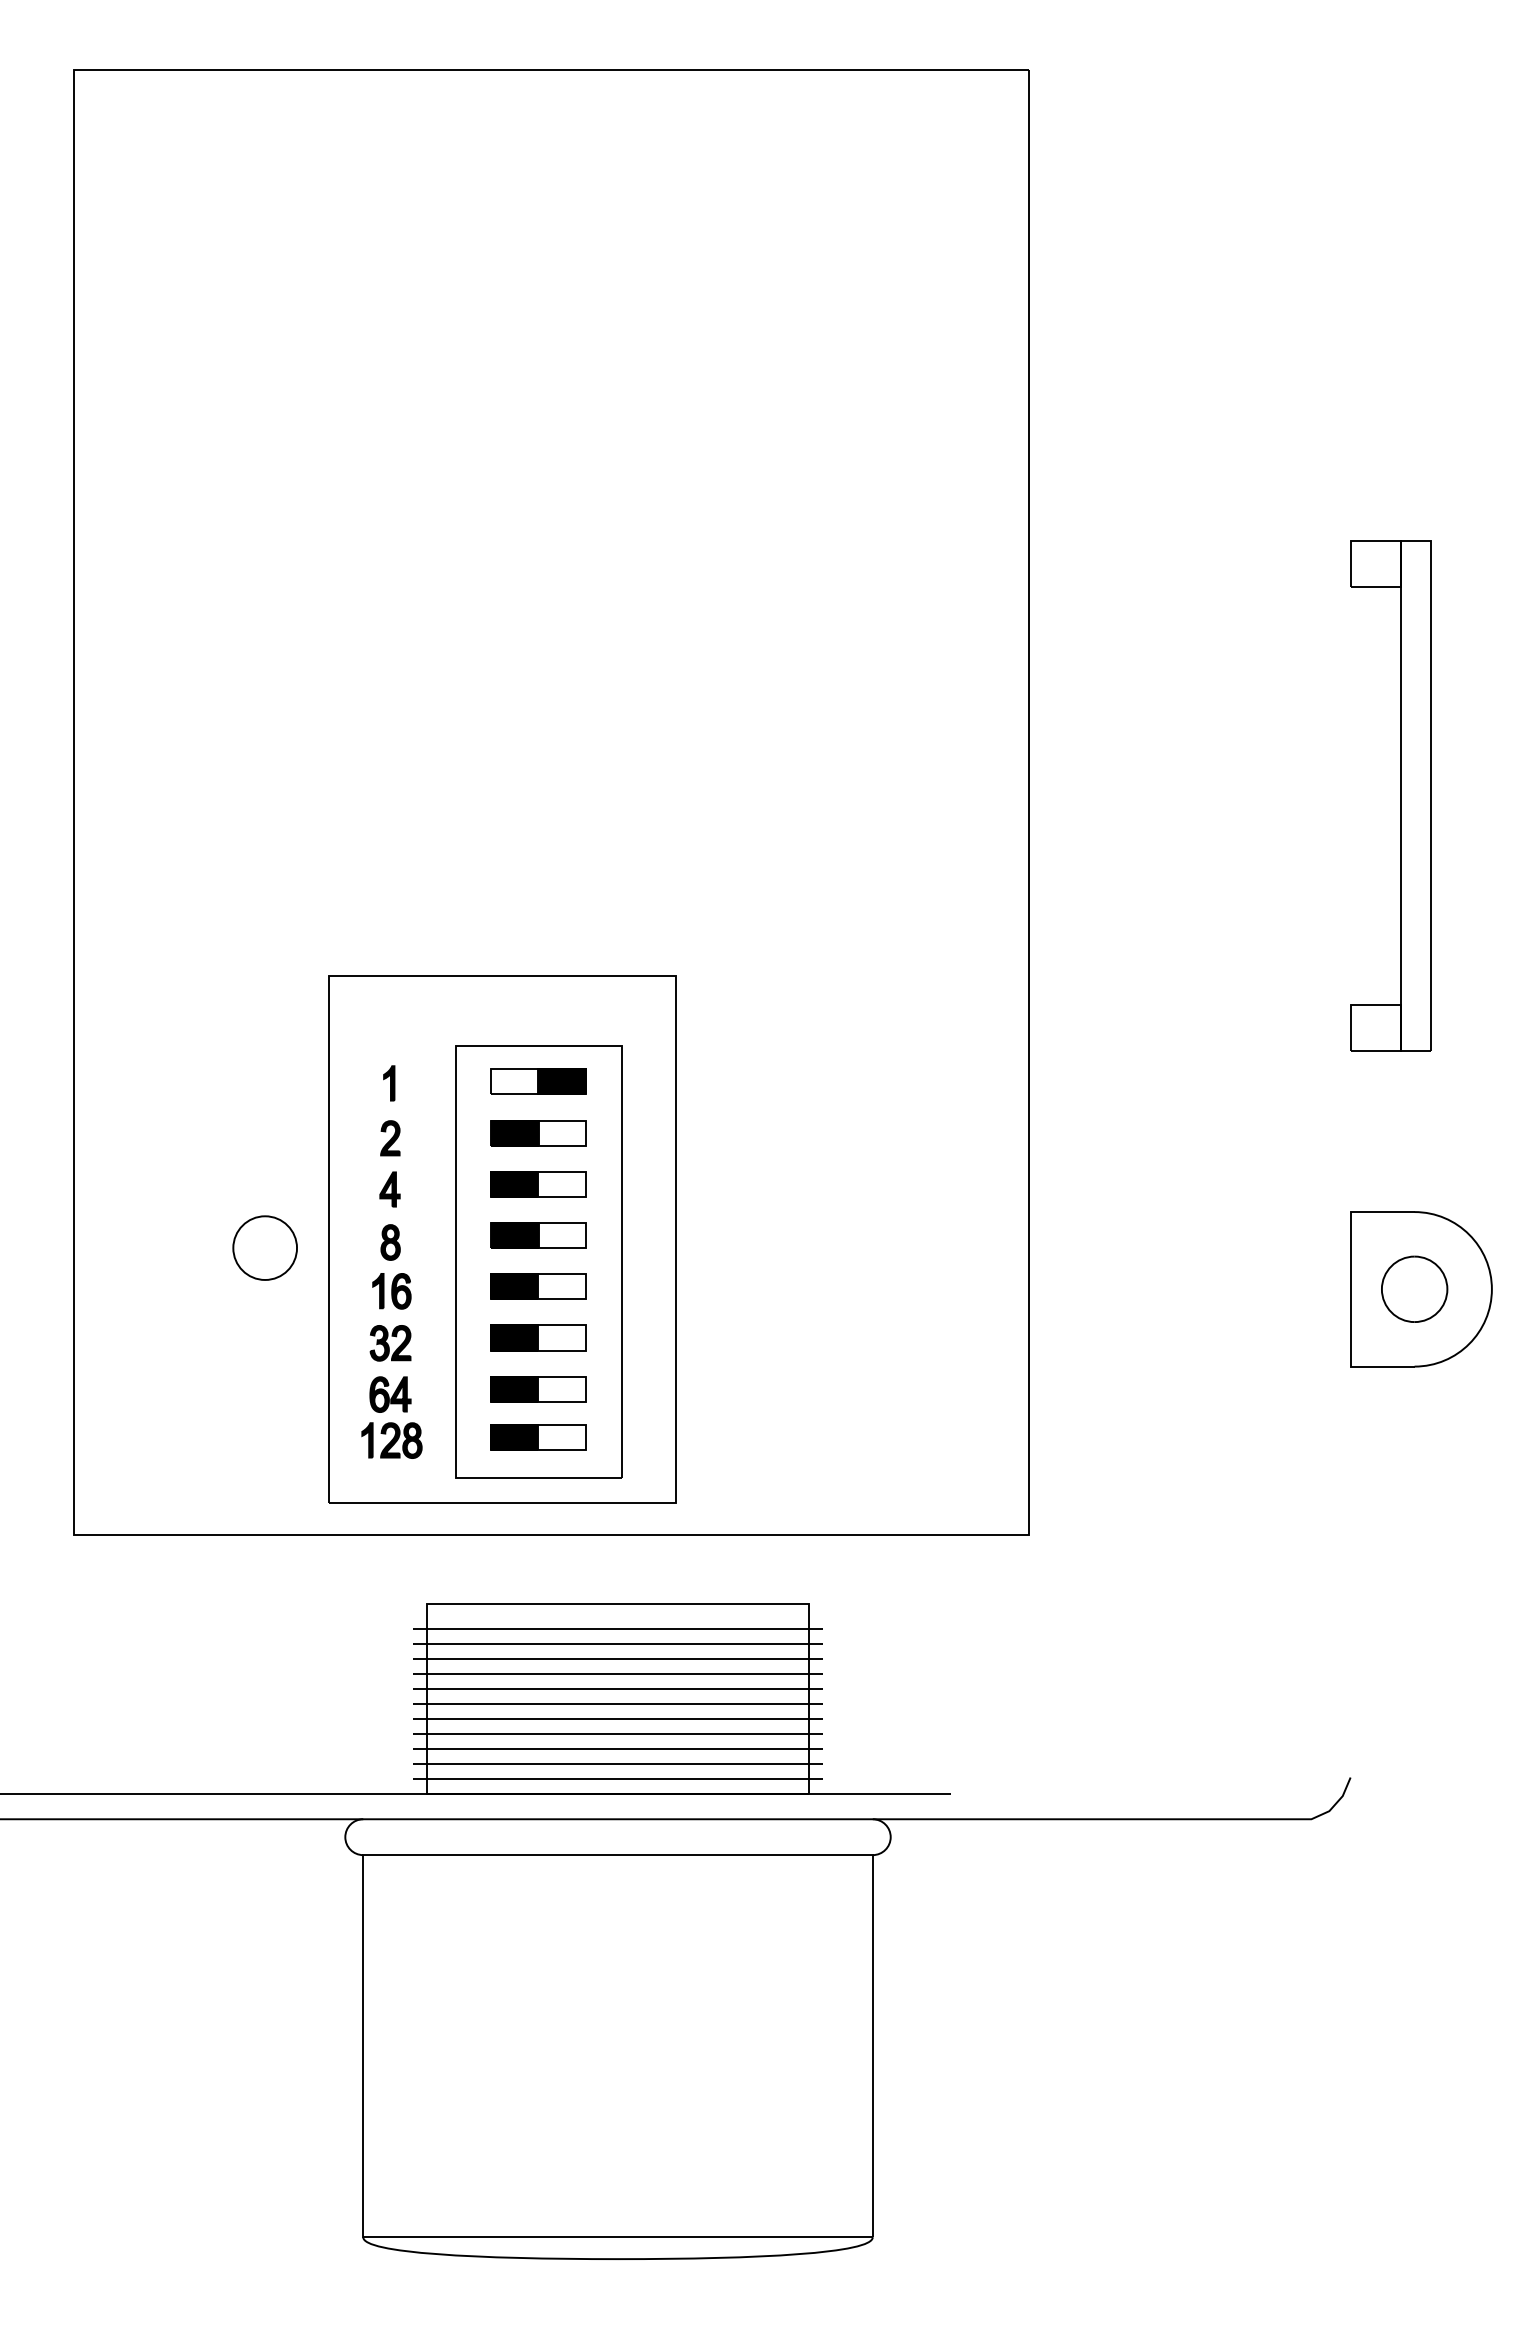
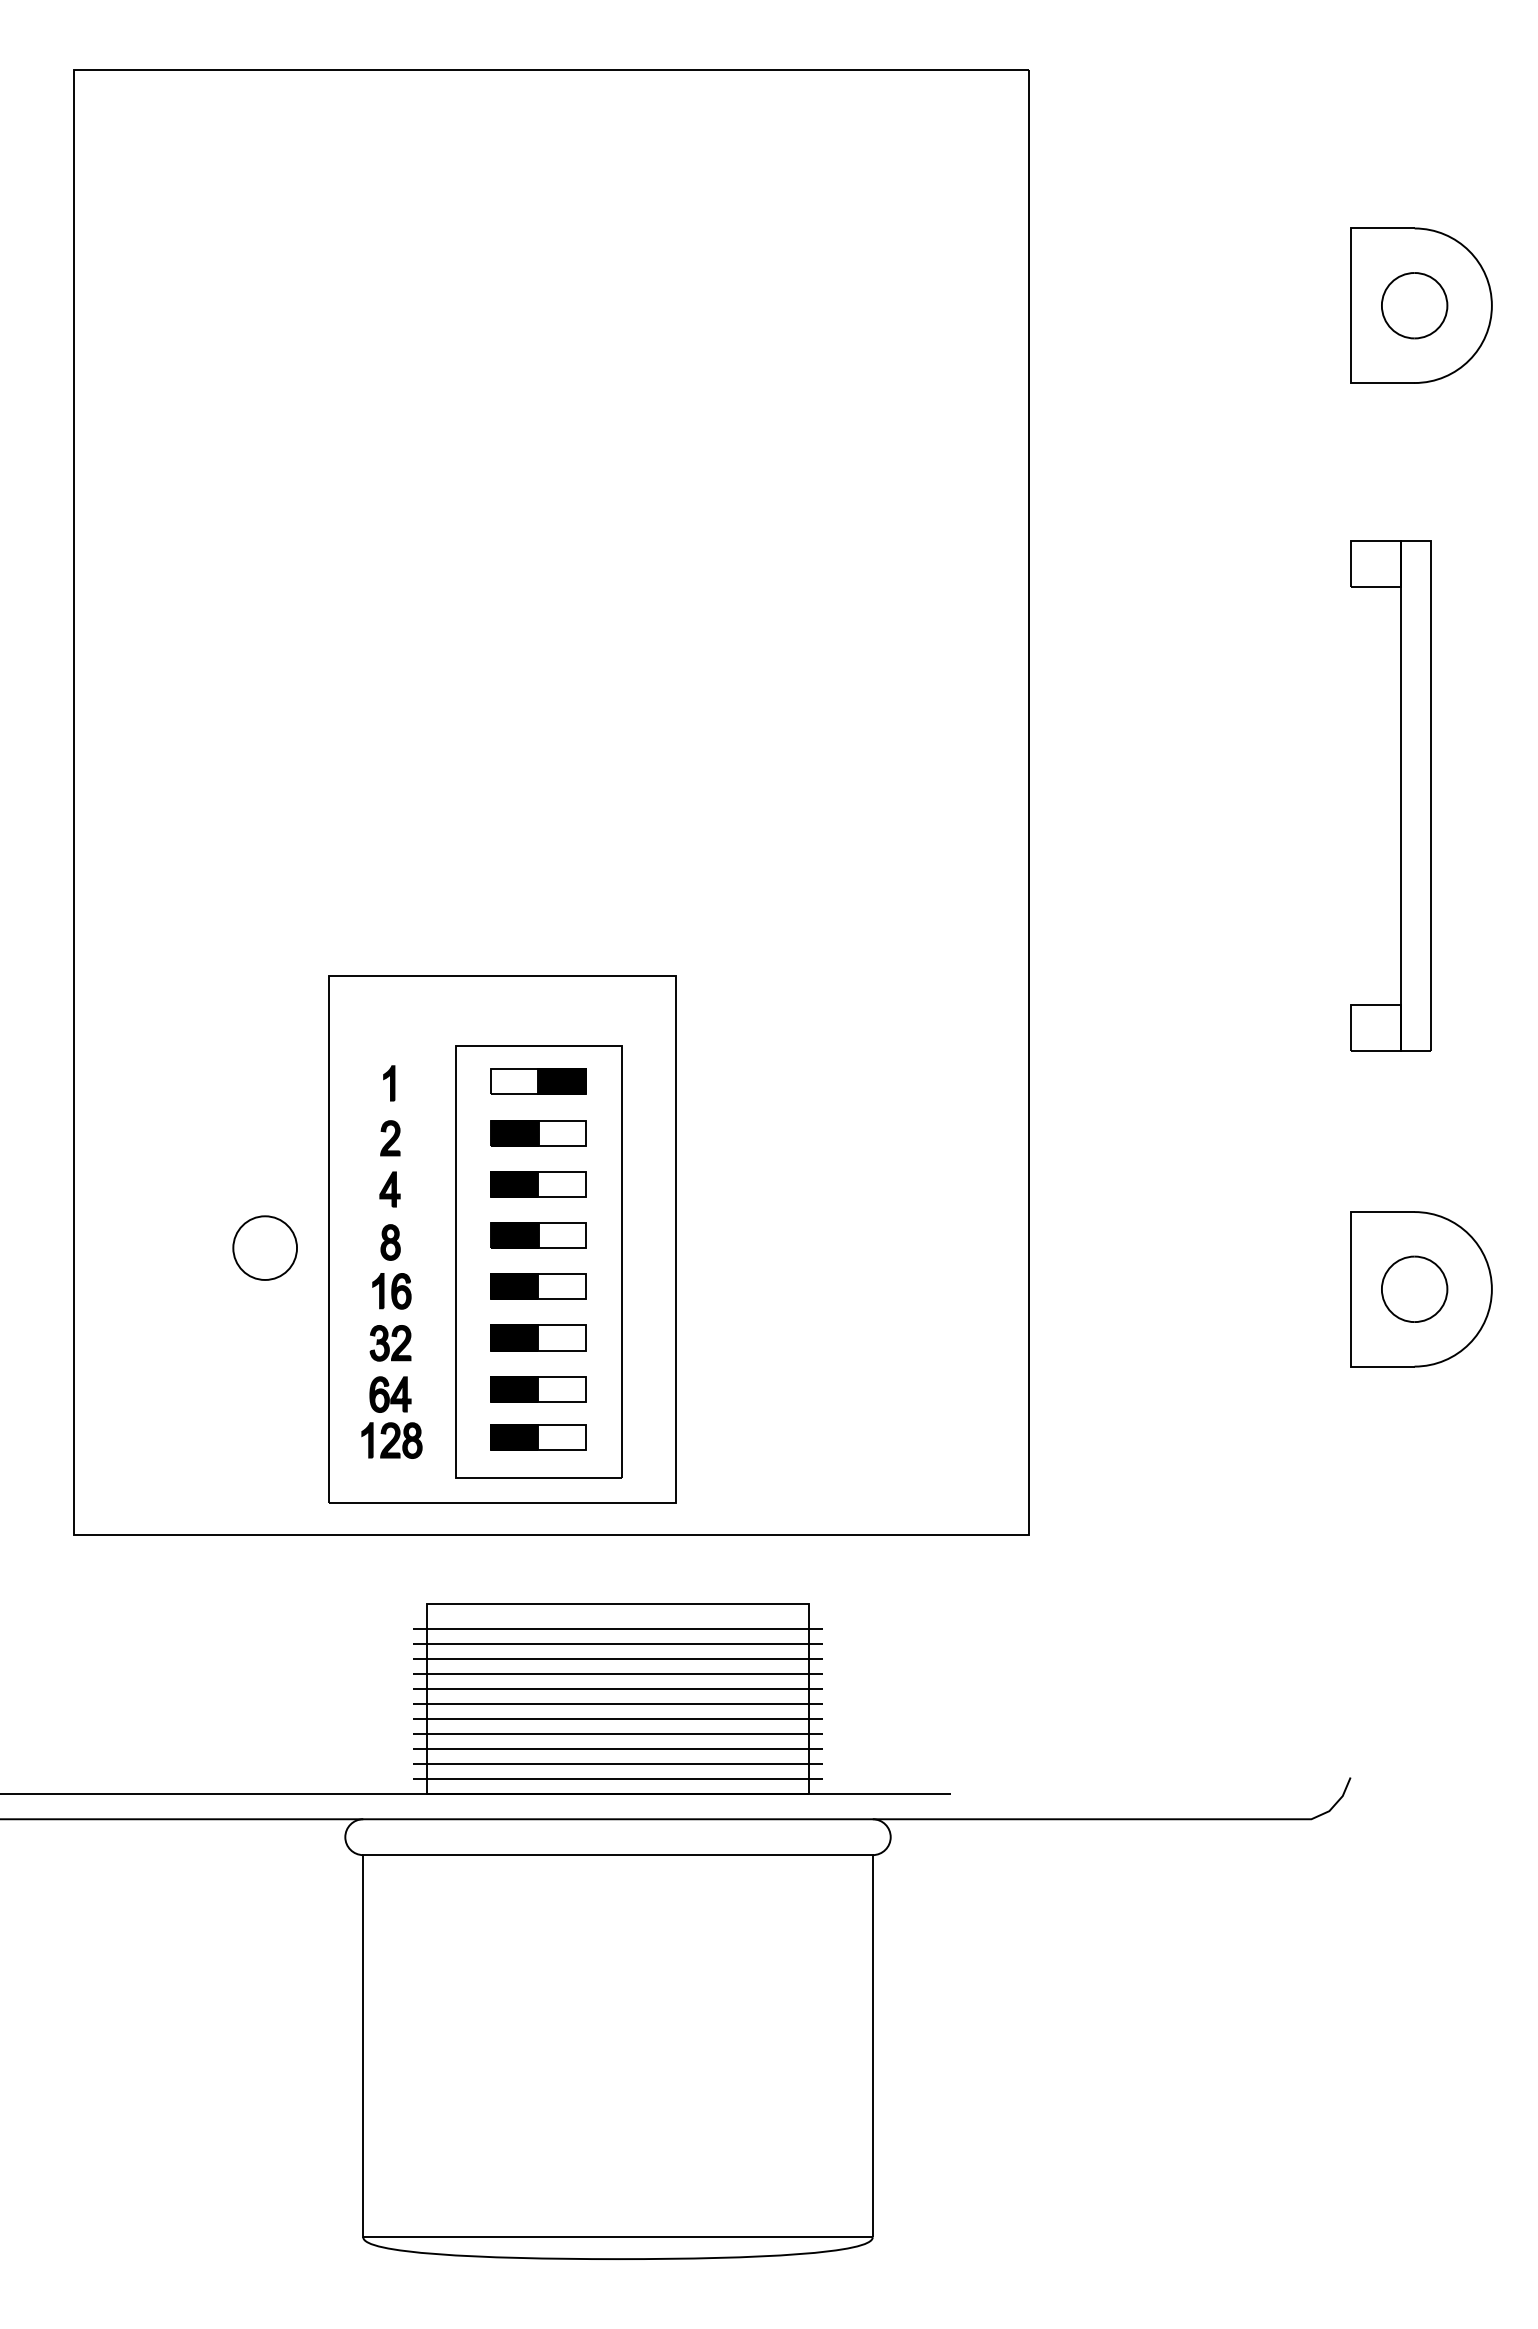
part: none -> present (1421, 305)
